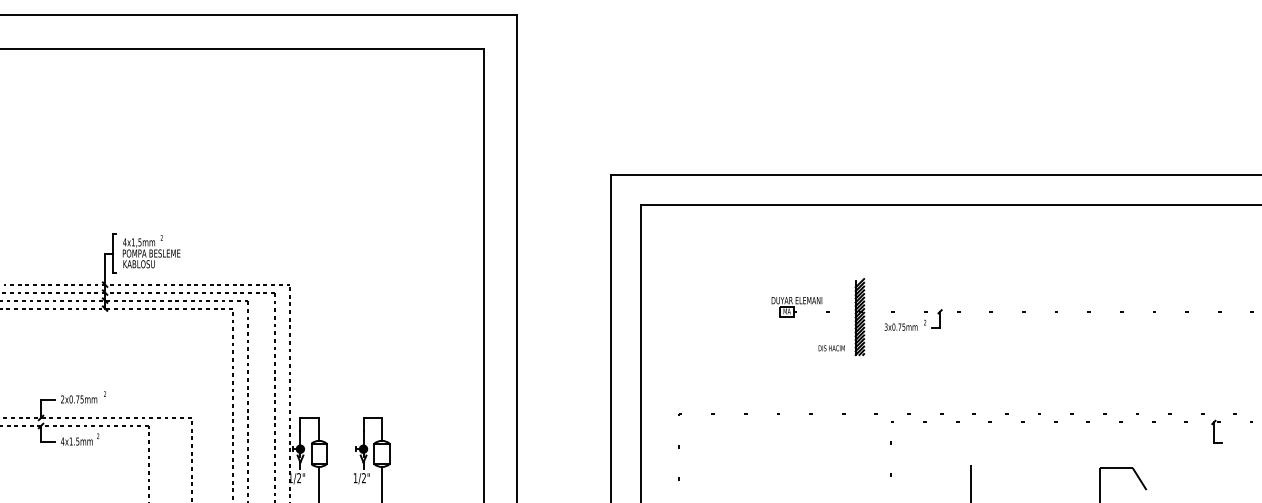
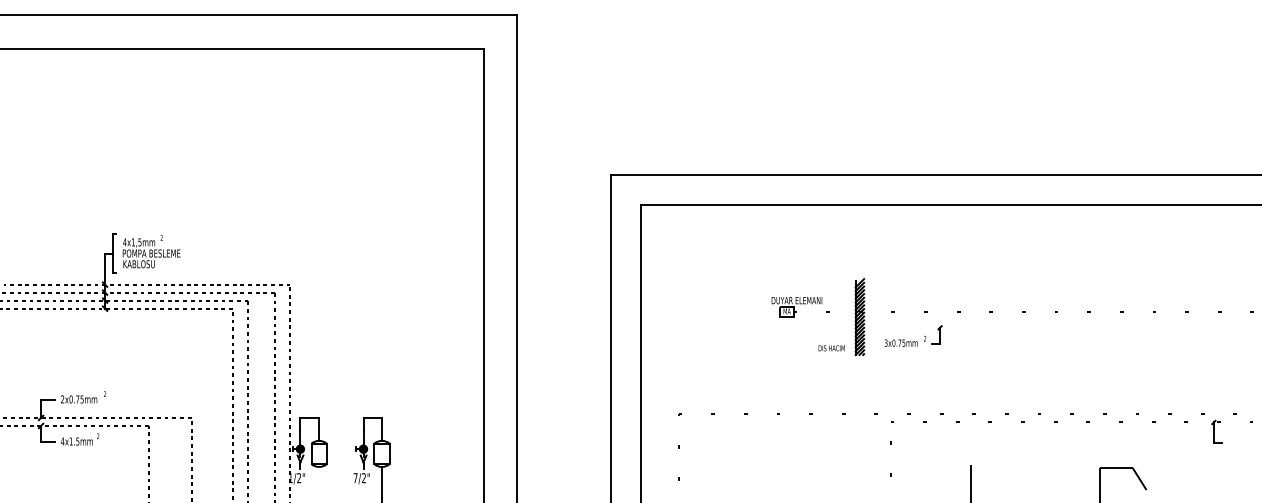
part position: (913, 319) -> (913, 335) (913, 335)
text: 1/2" -> 7/2" (355, 478)
line: present -> none (319, 483)
